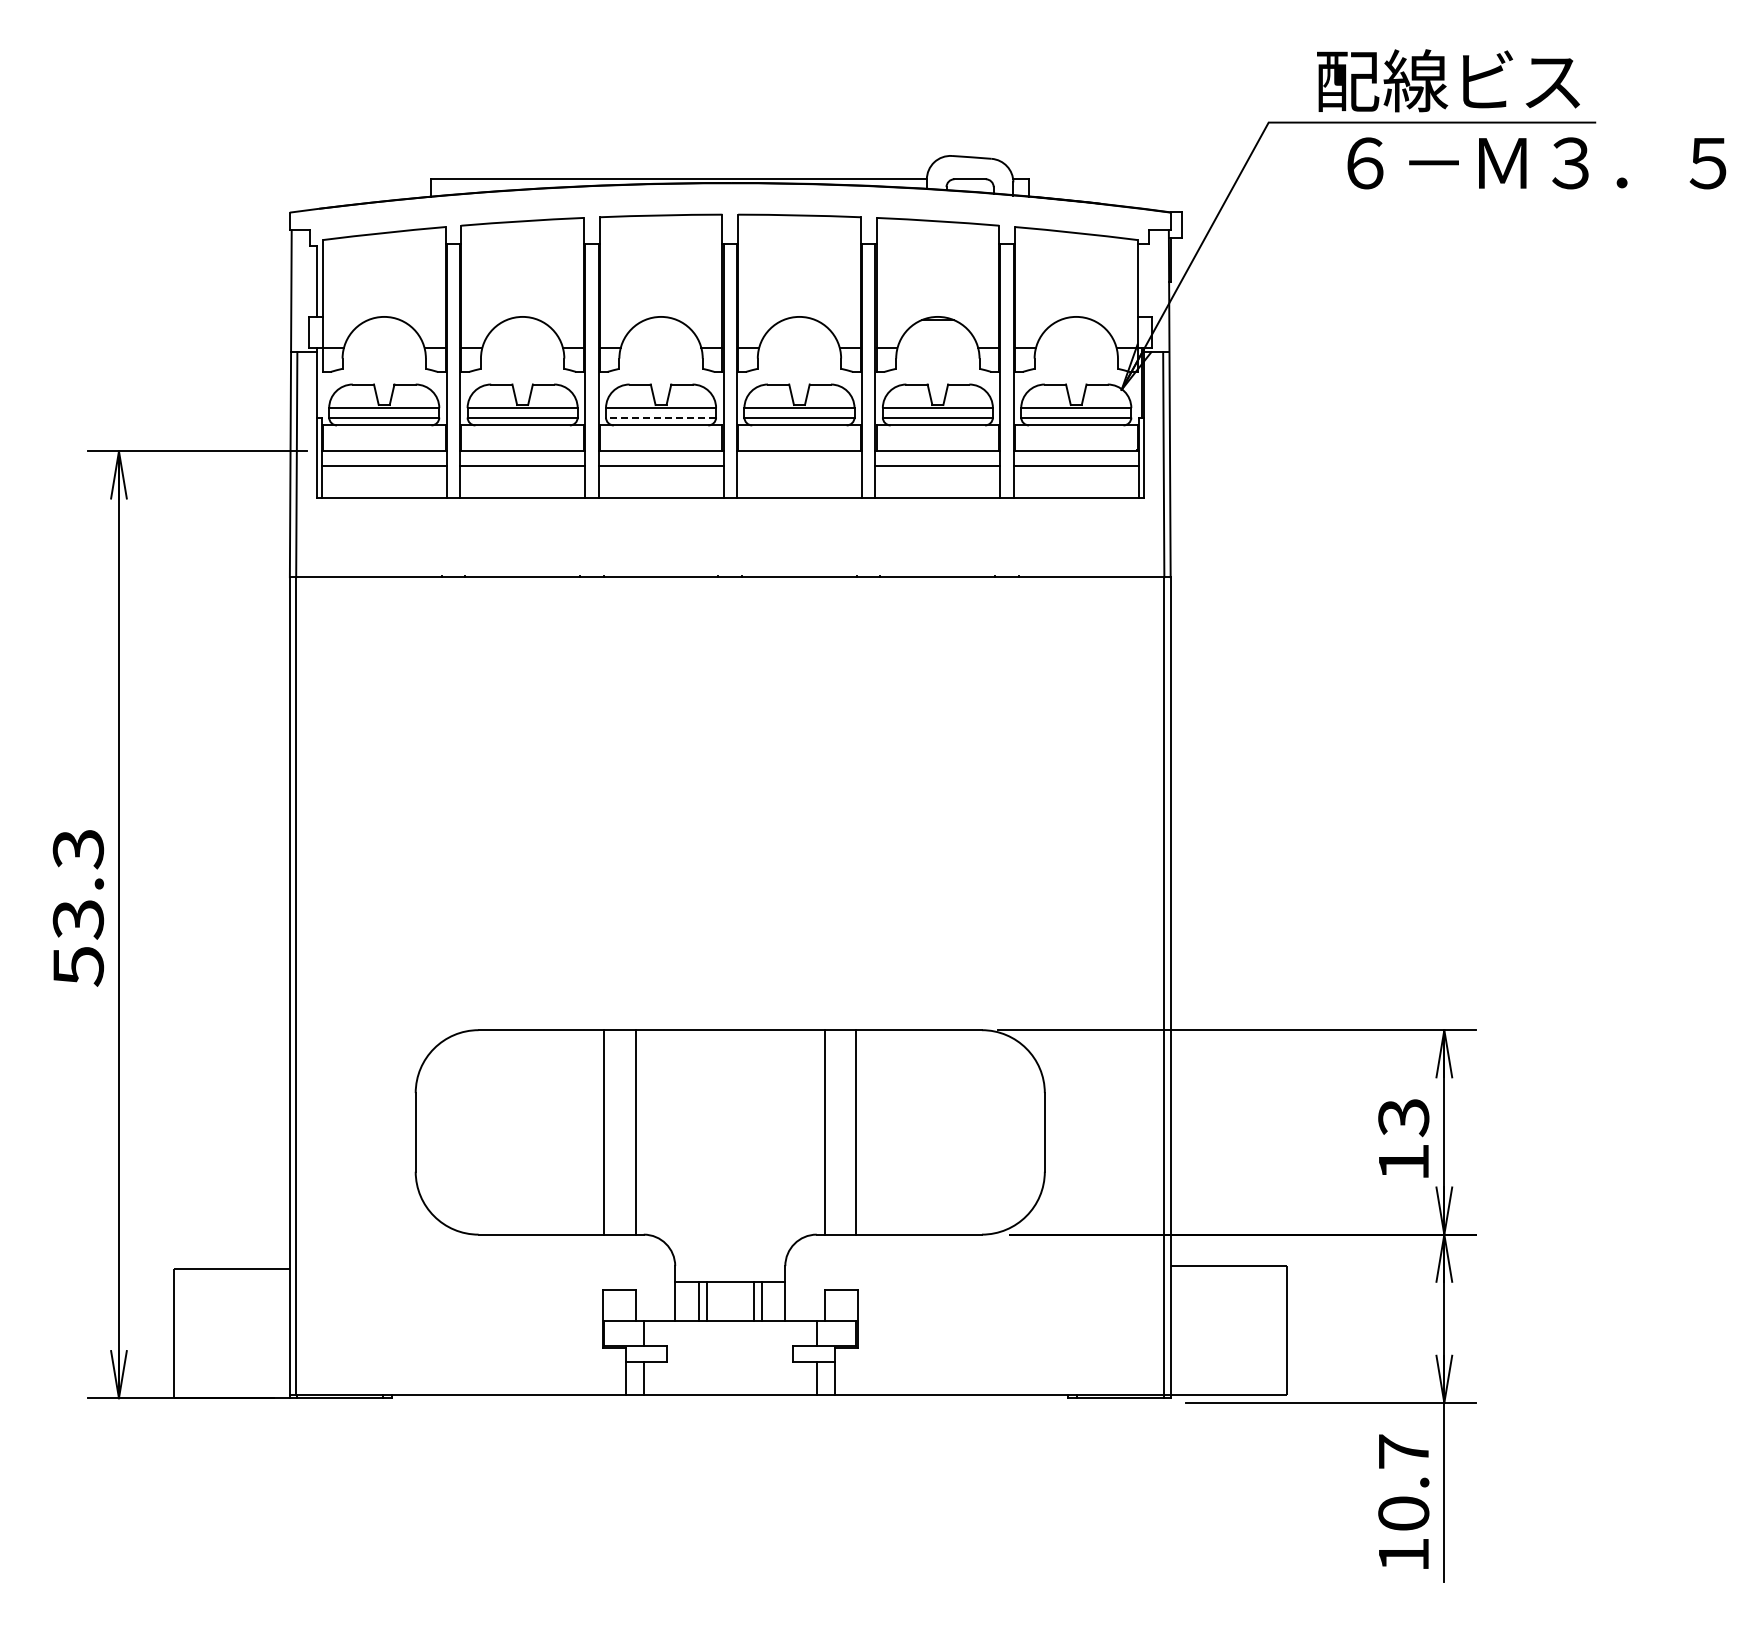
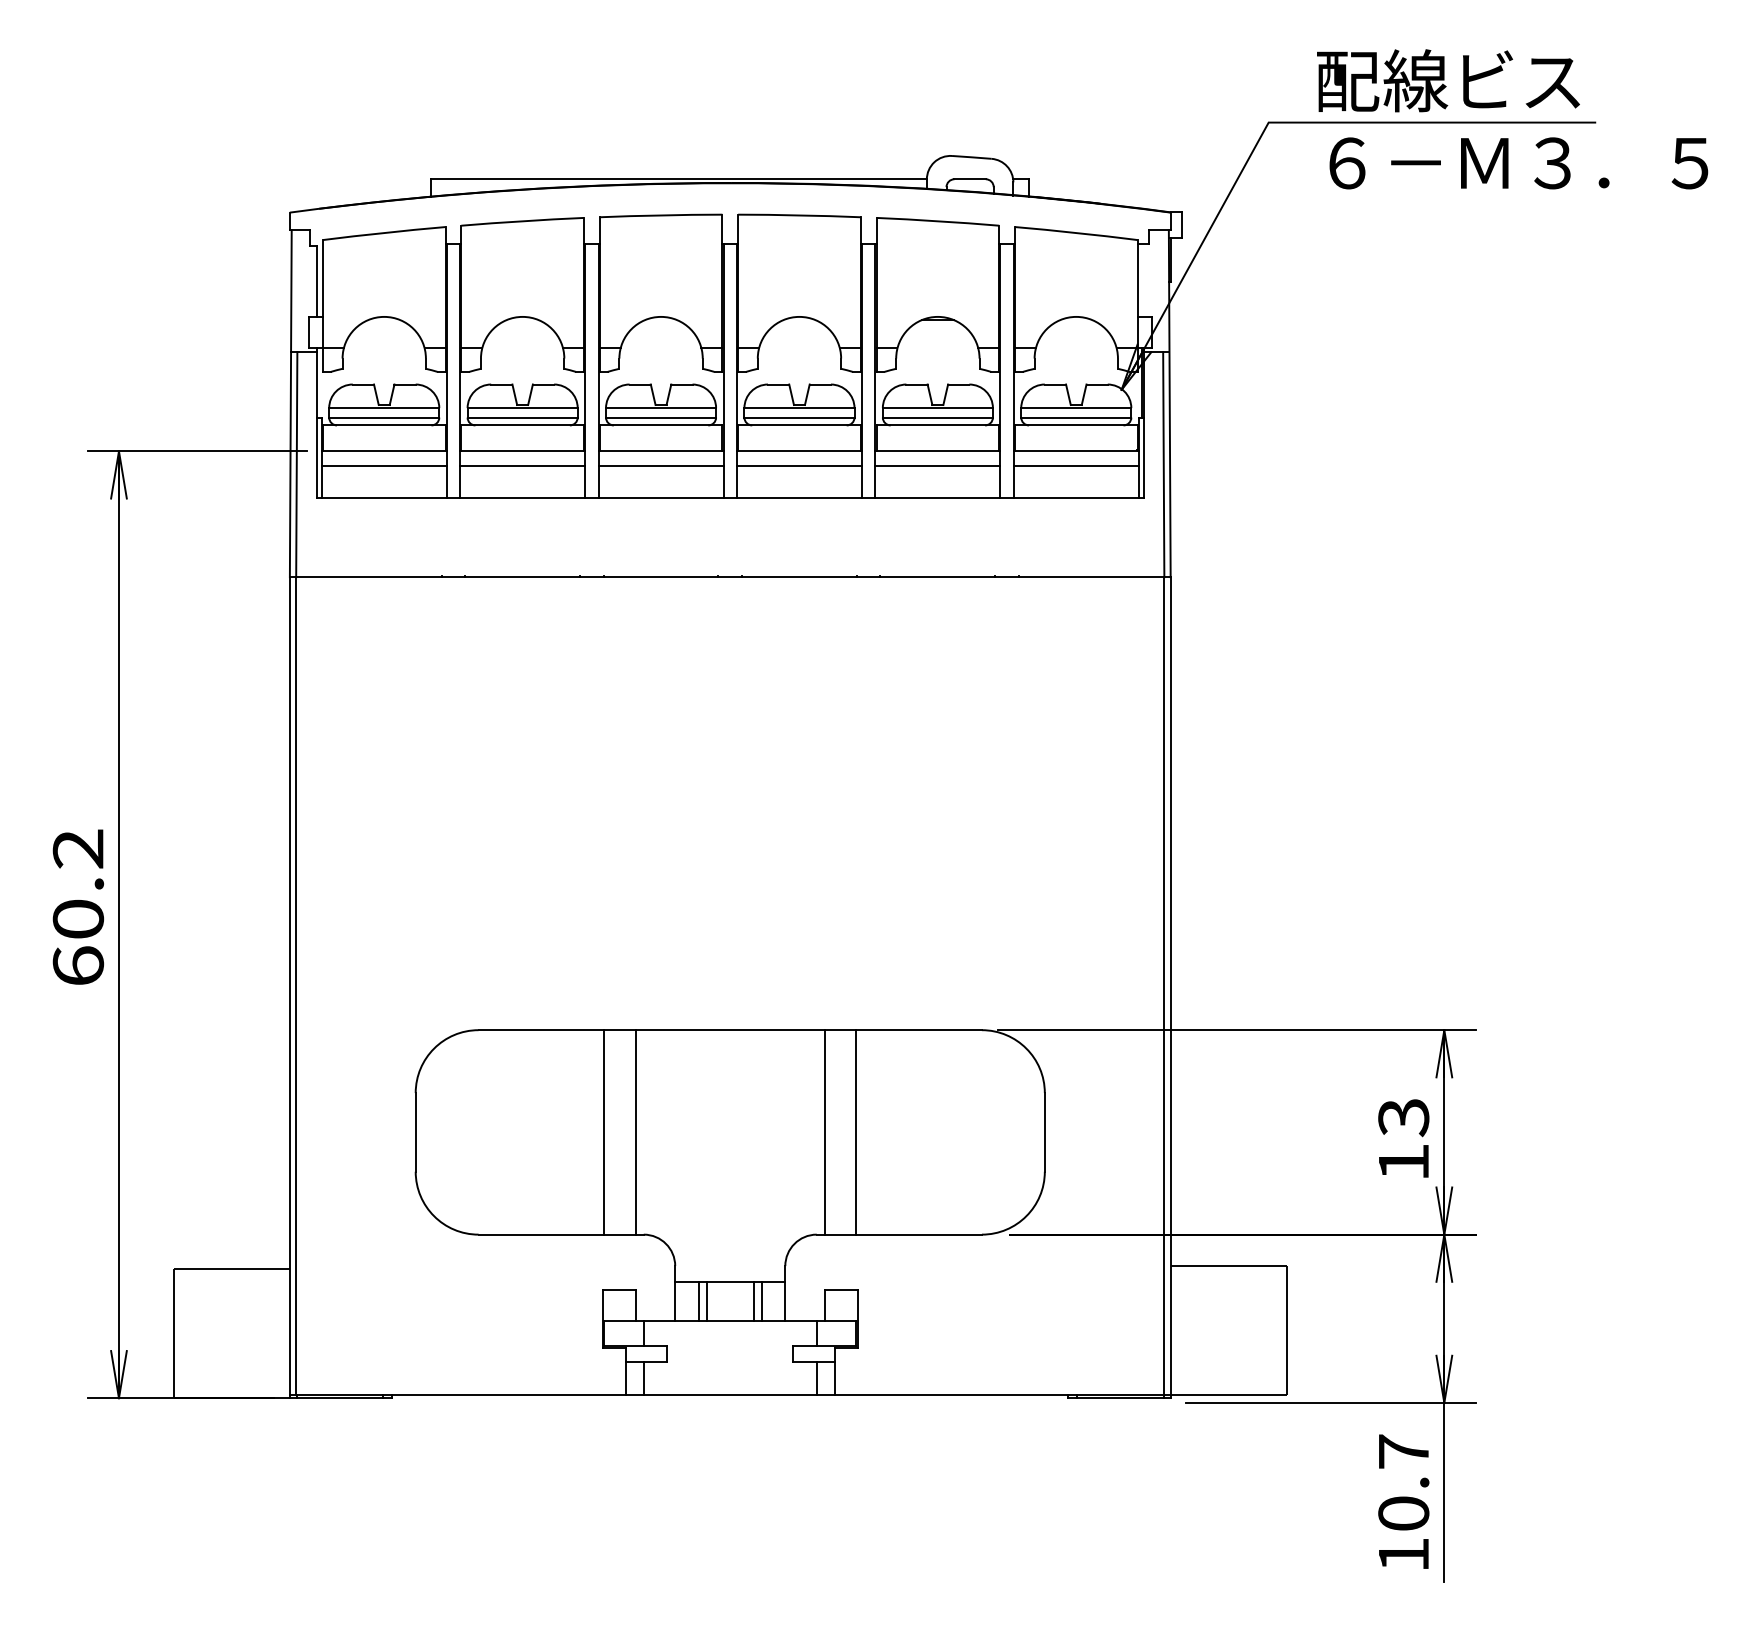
text position: (1536, 163) -> (1518, 163) (1518, 163)
line: dashed -> solid (660, 417)
line: none -> present (798, 466)
text: 53.3 -> 60.2 (78, 907)
